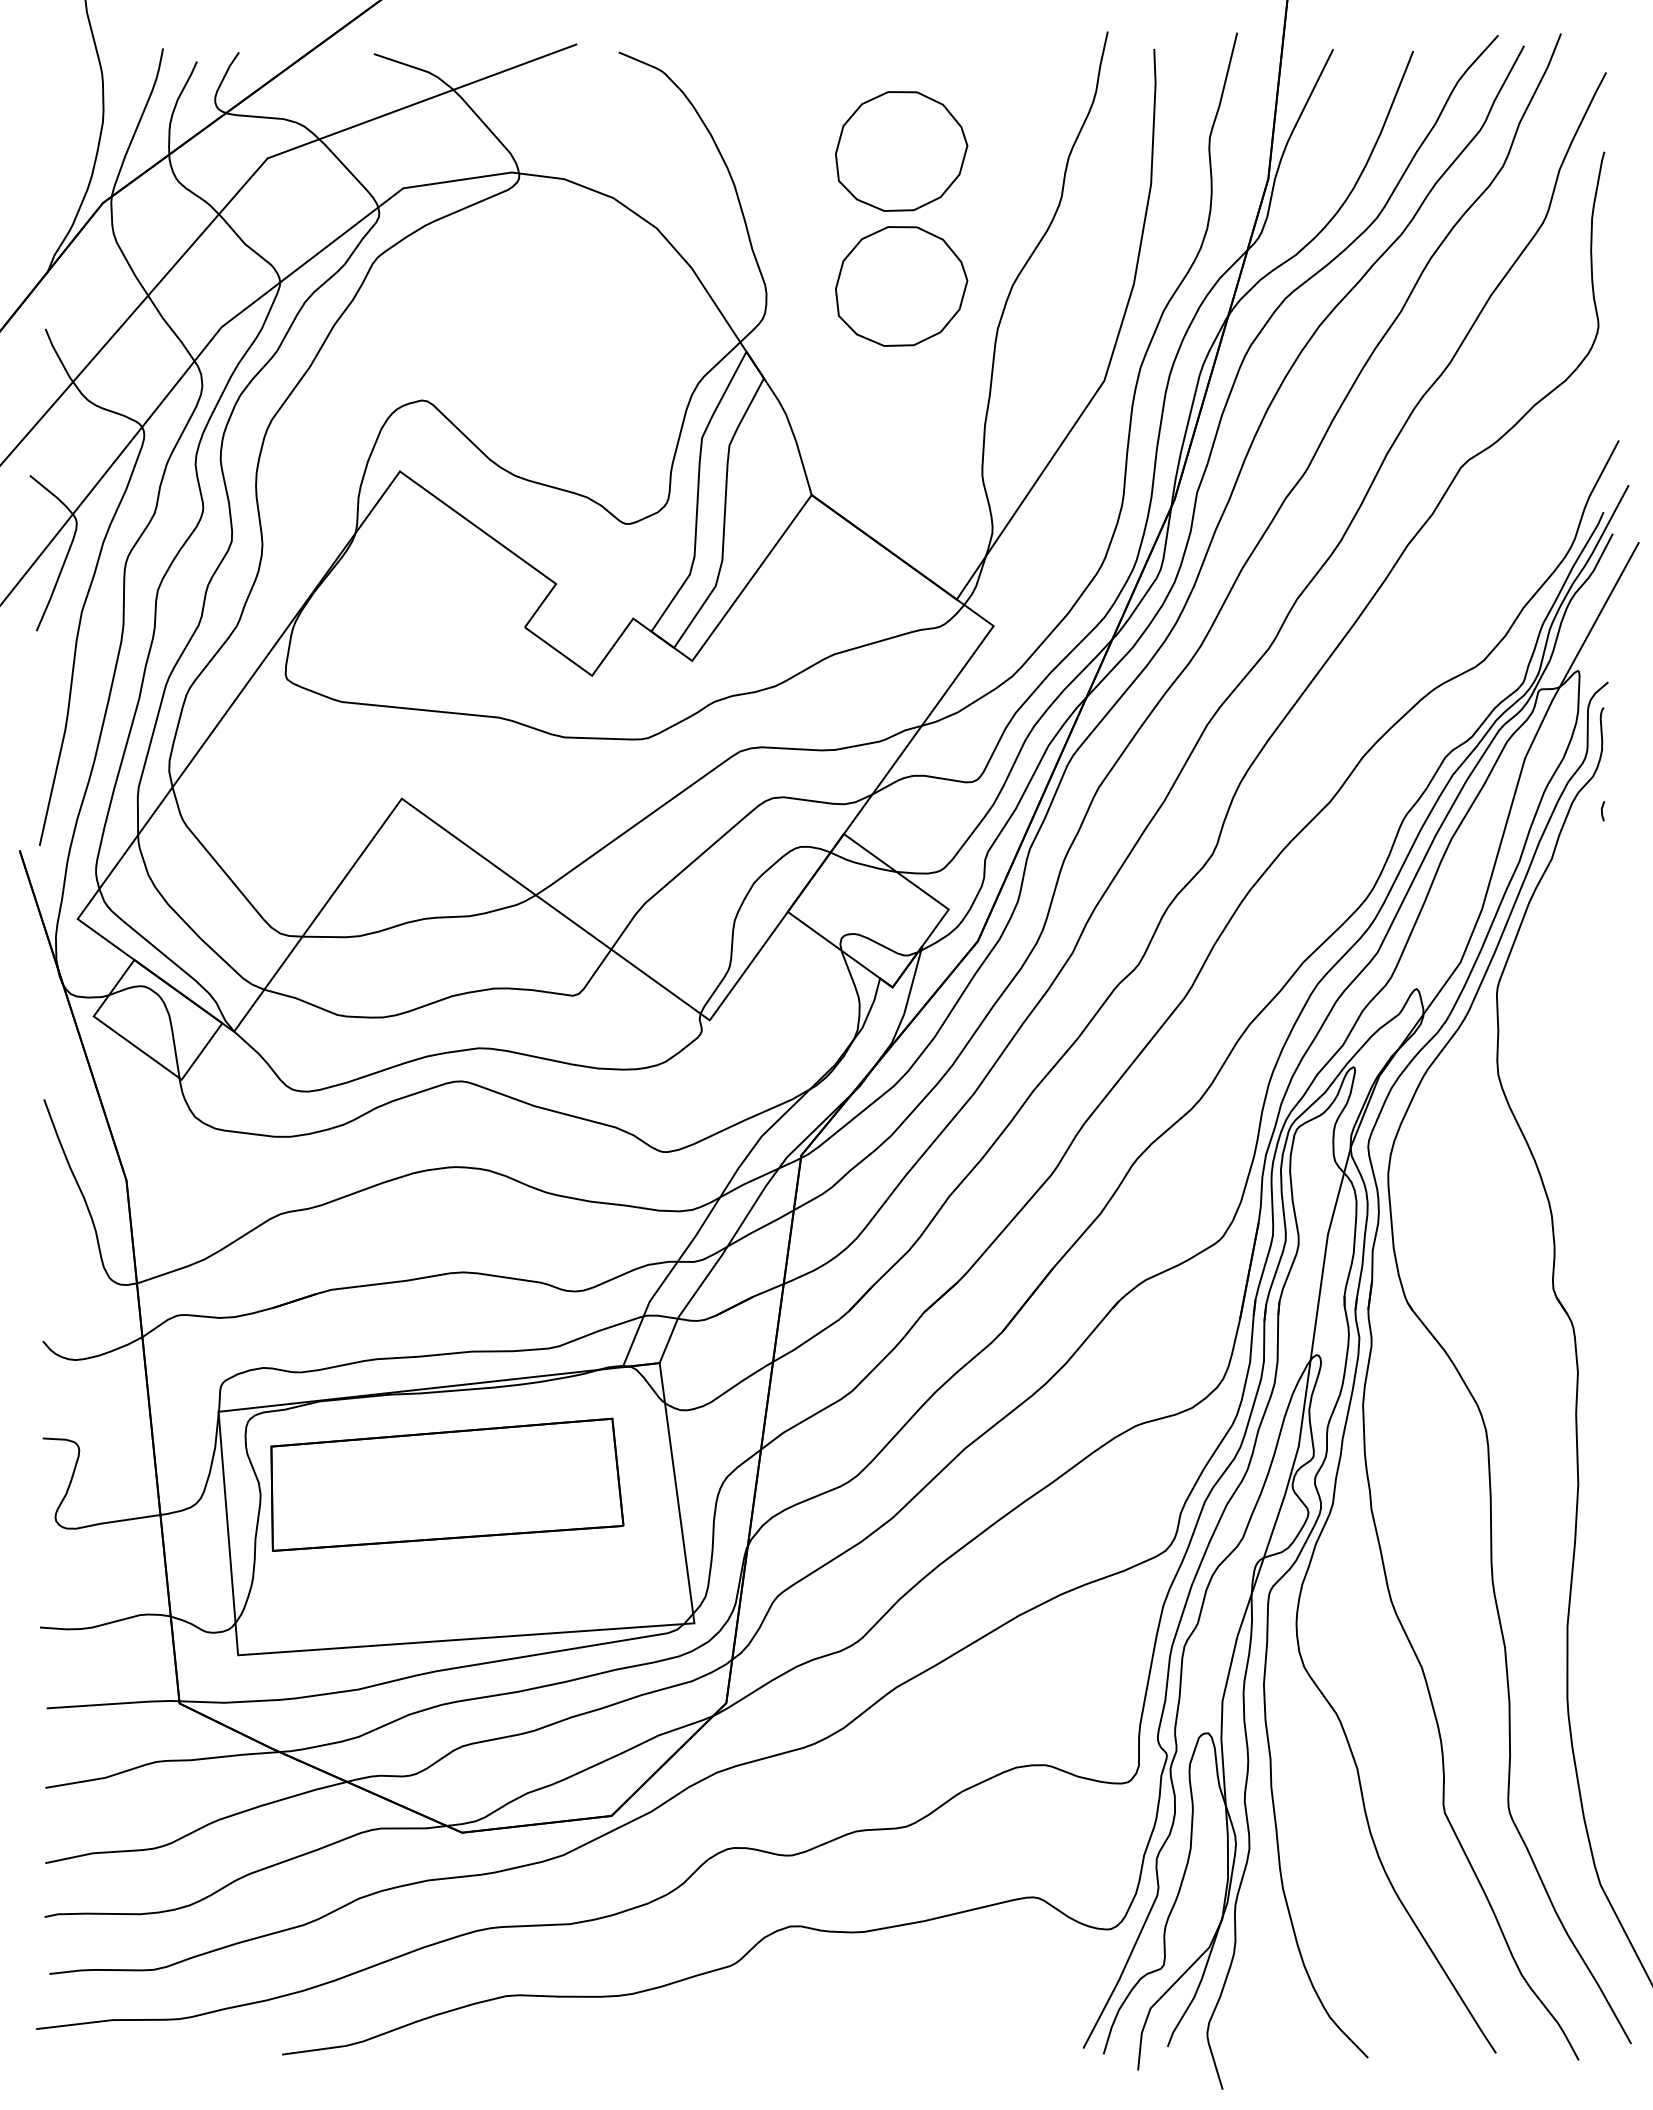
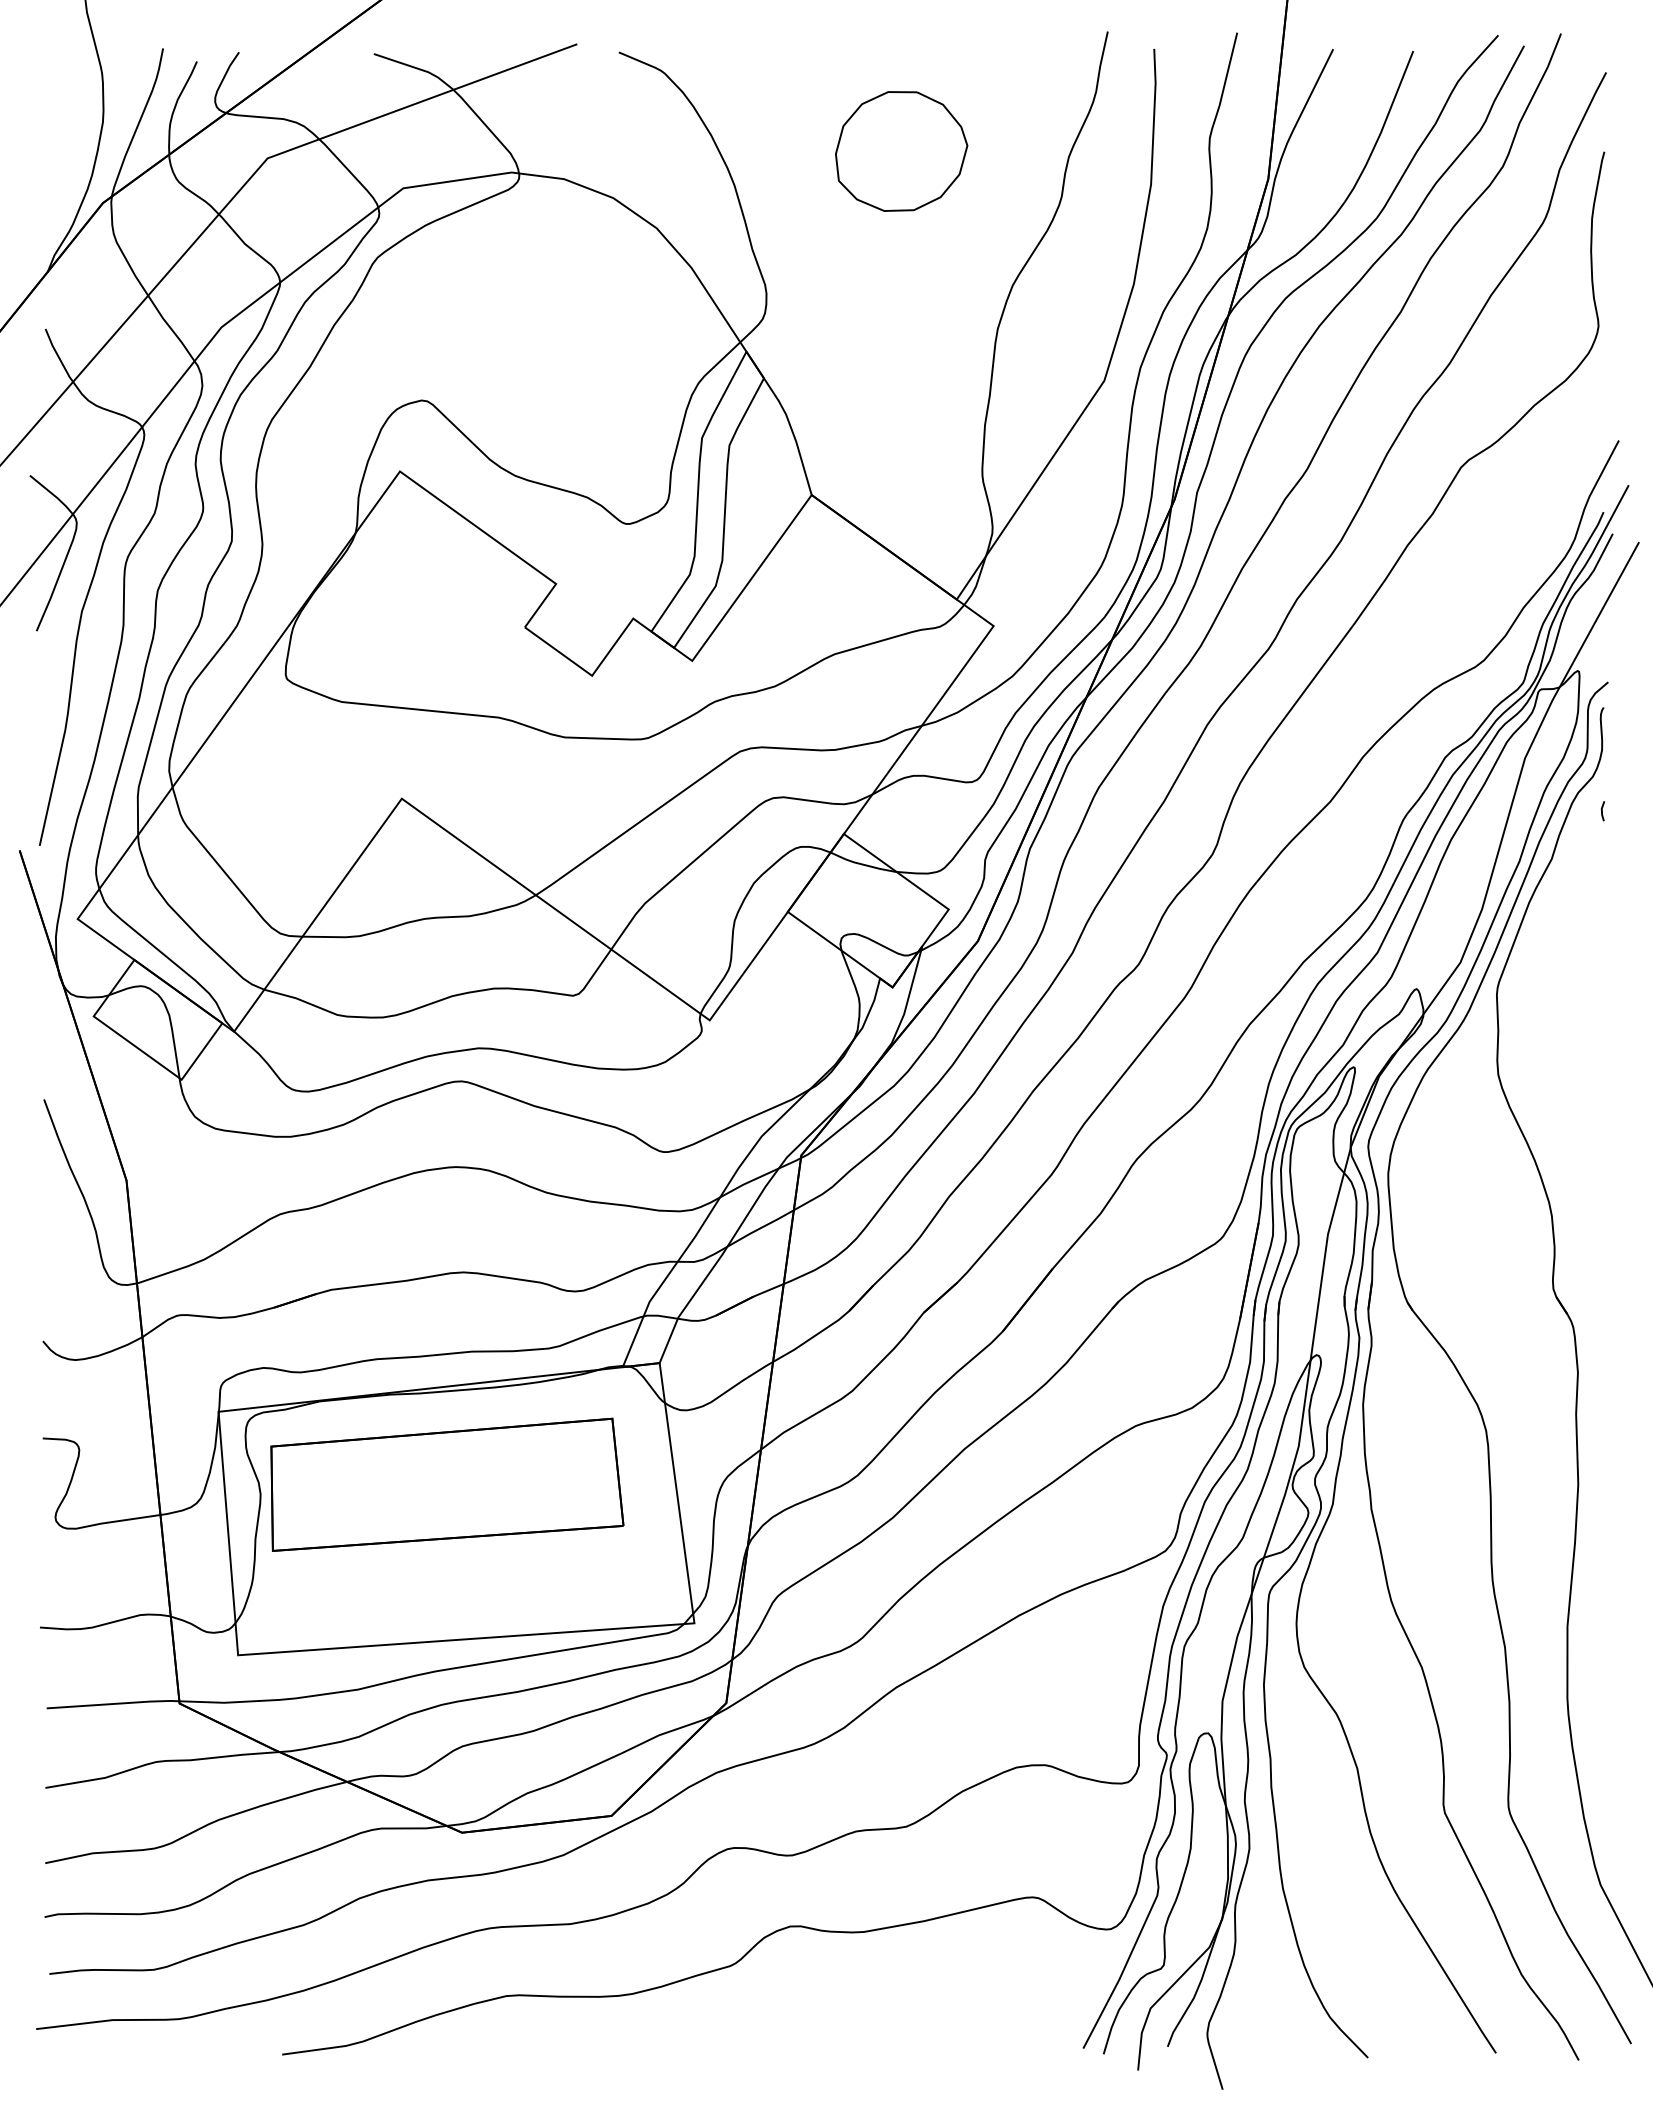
part: present -> none (901, 286)
